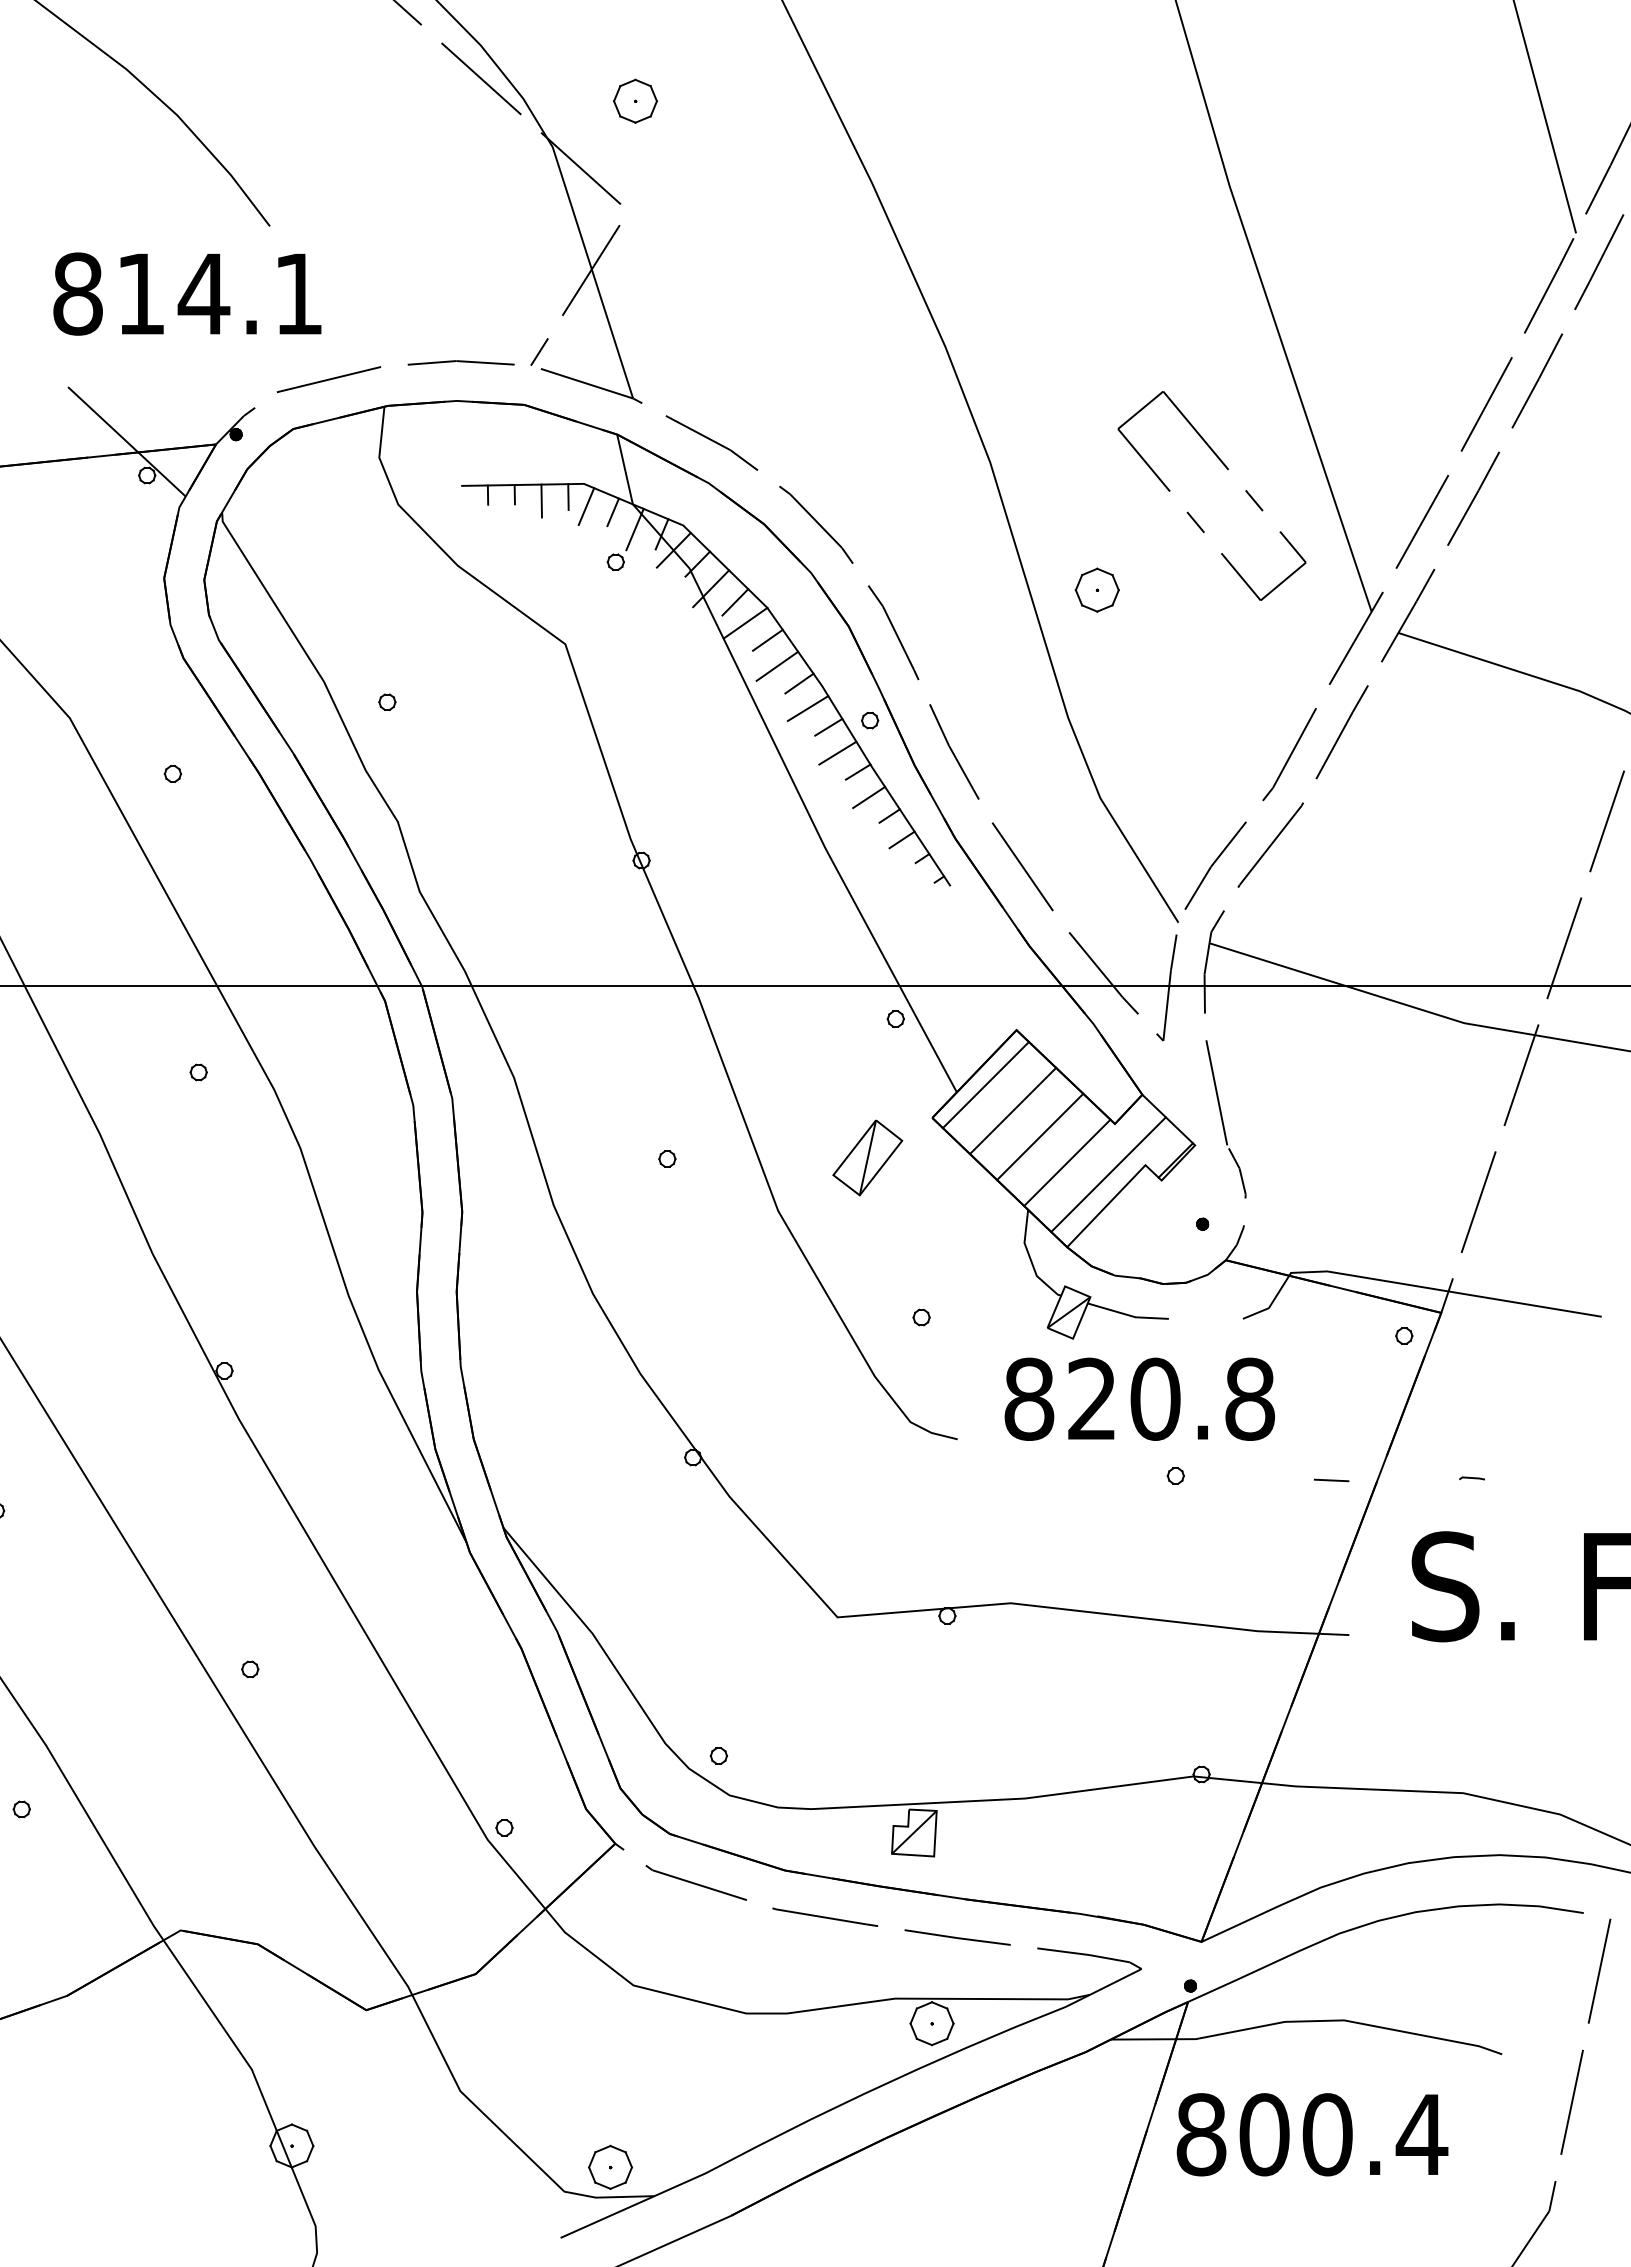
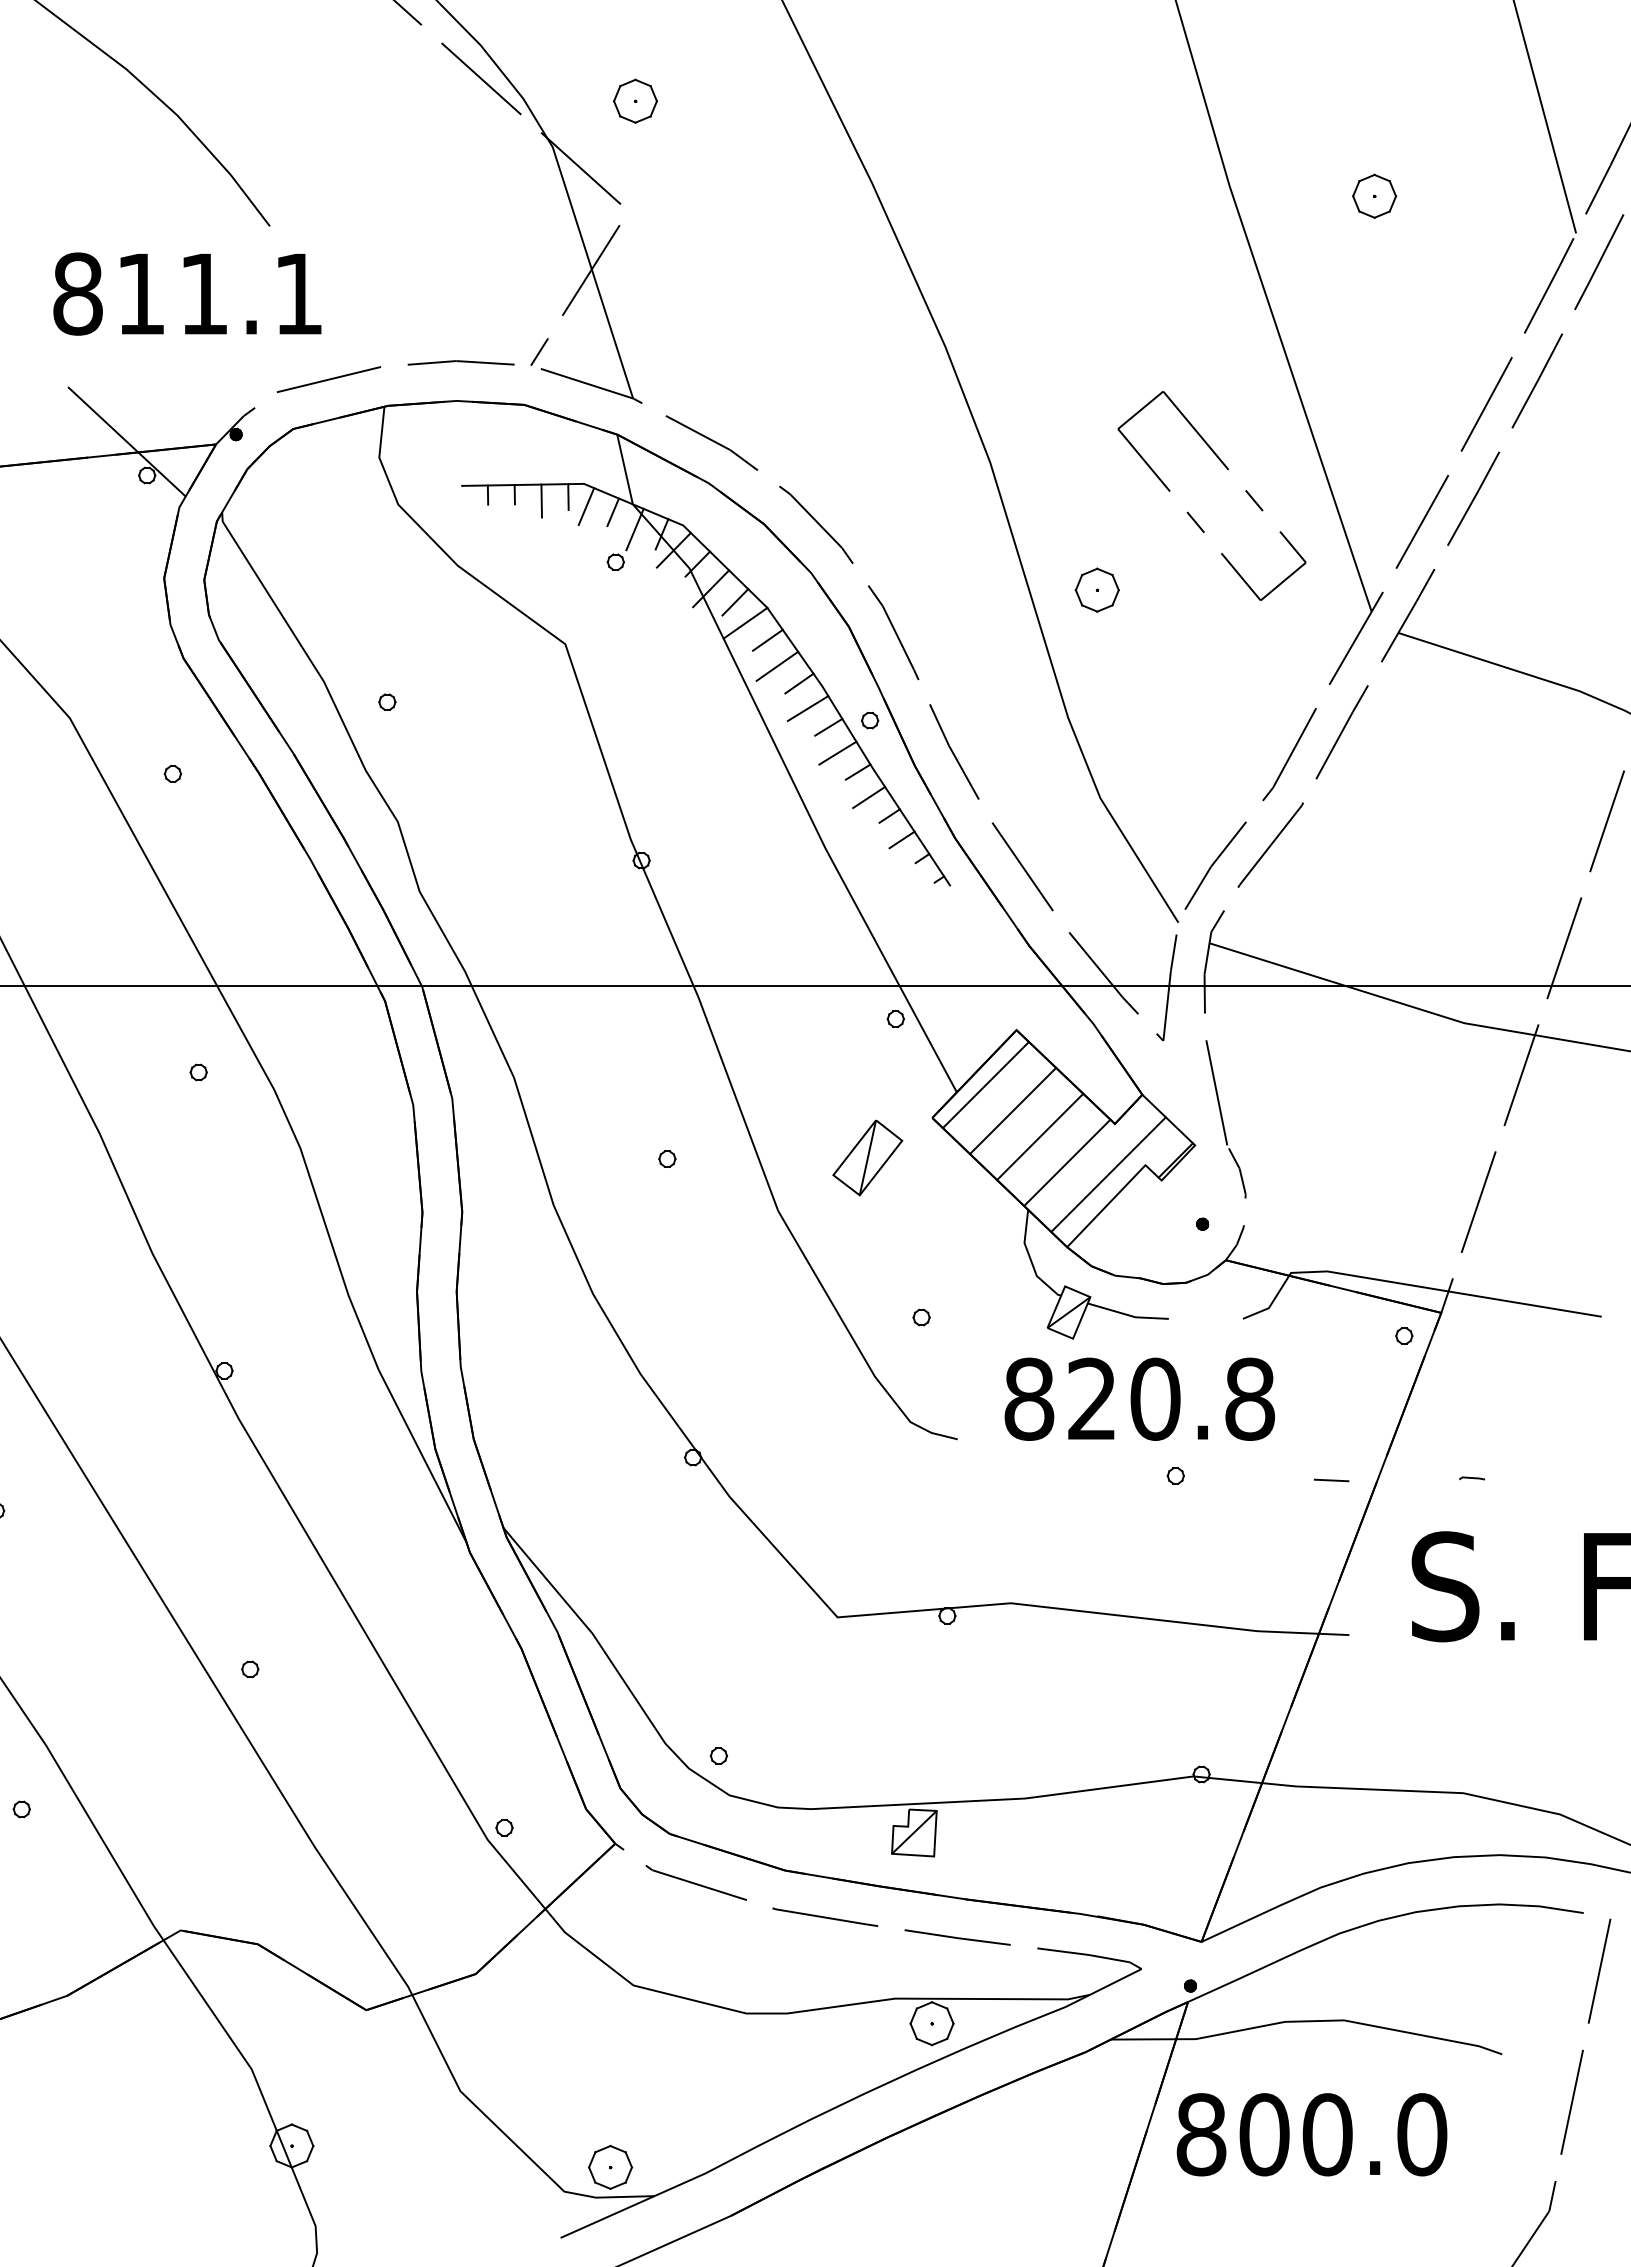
part: none -> present (1374, 195)
text: 814.1 -> 811.1 (203, 293)
text: 800.4 -> 800.0 (1421, 2134)
